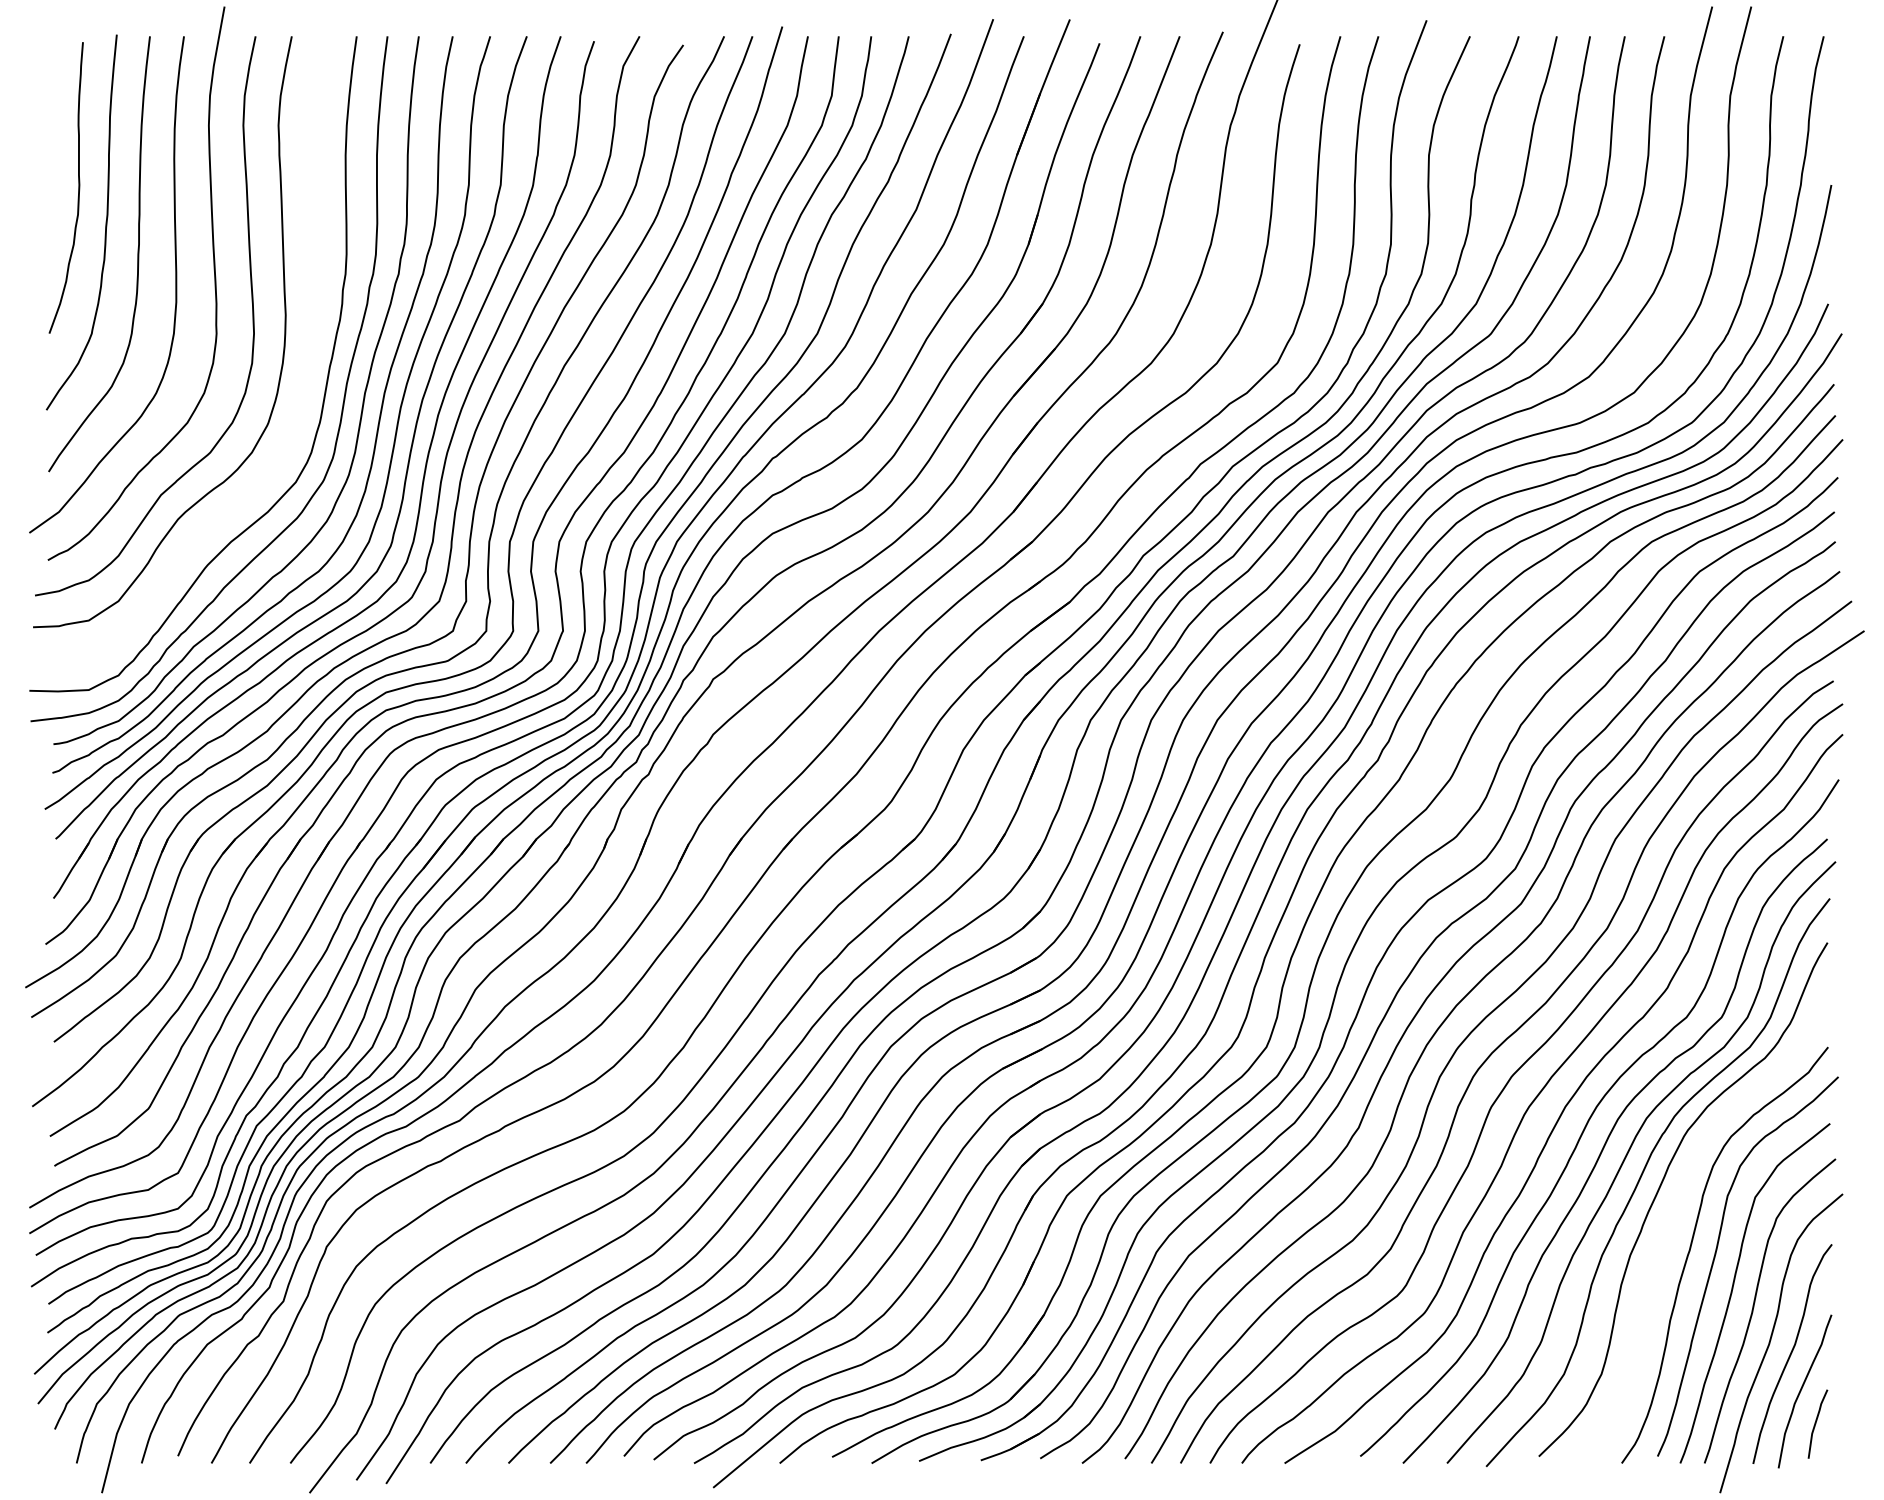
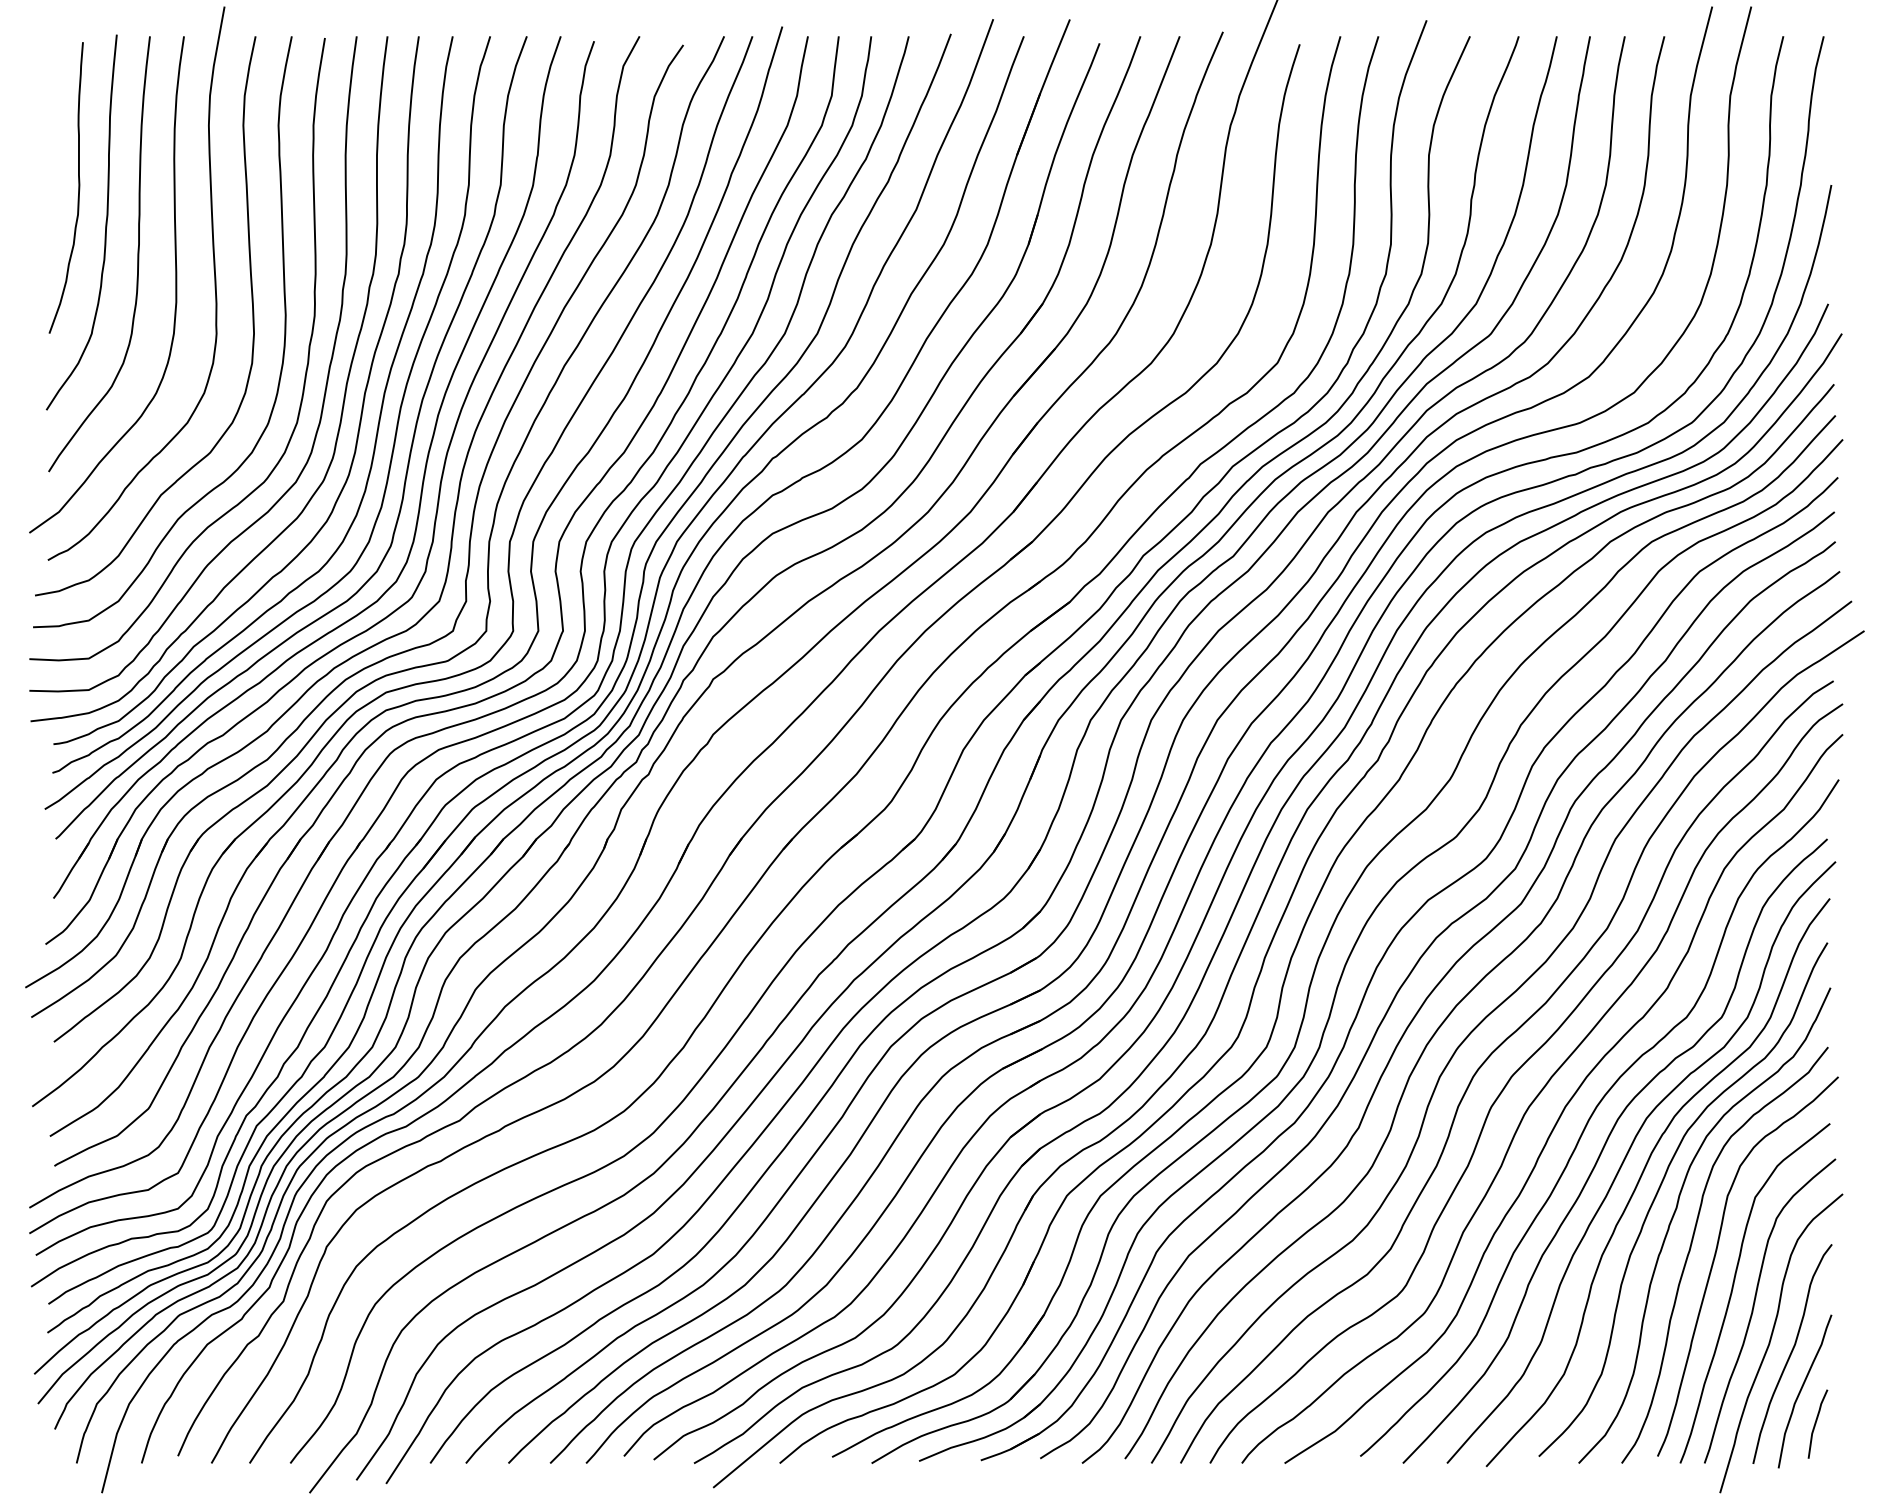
curve: none -> present (305, 370)
curve: none -> present (1676, 1211)
